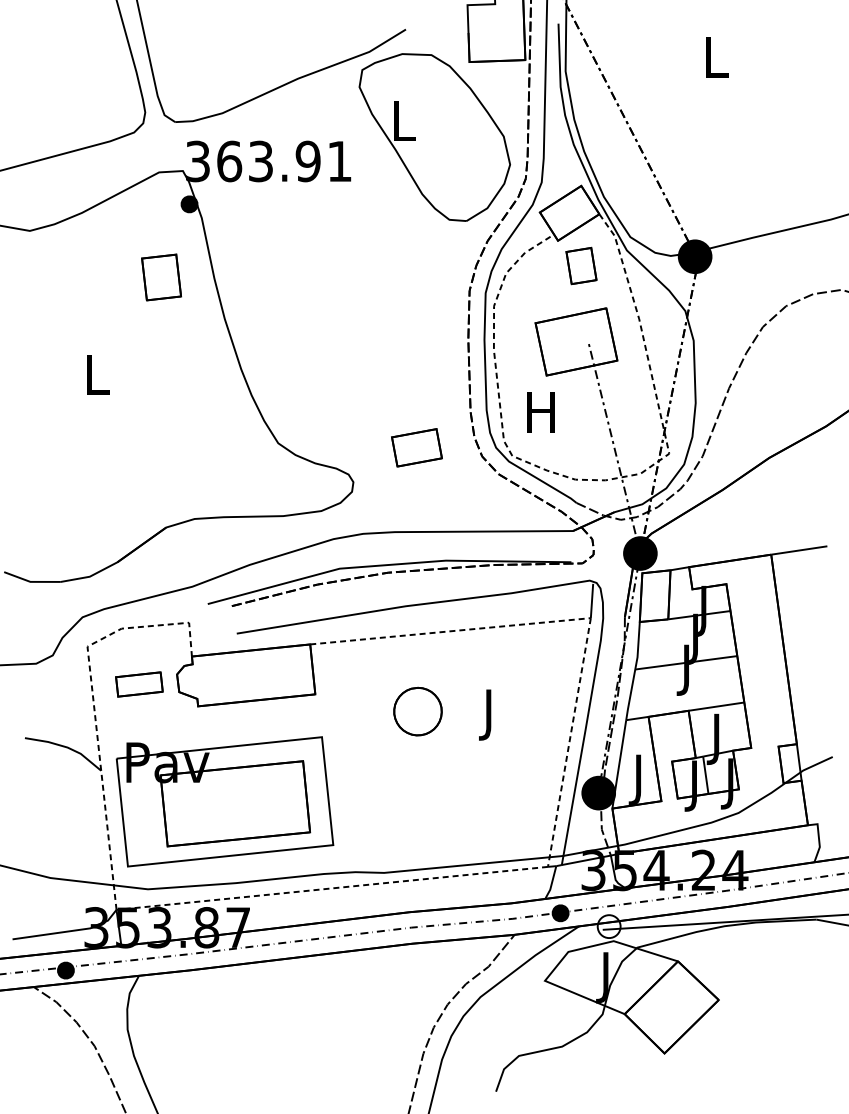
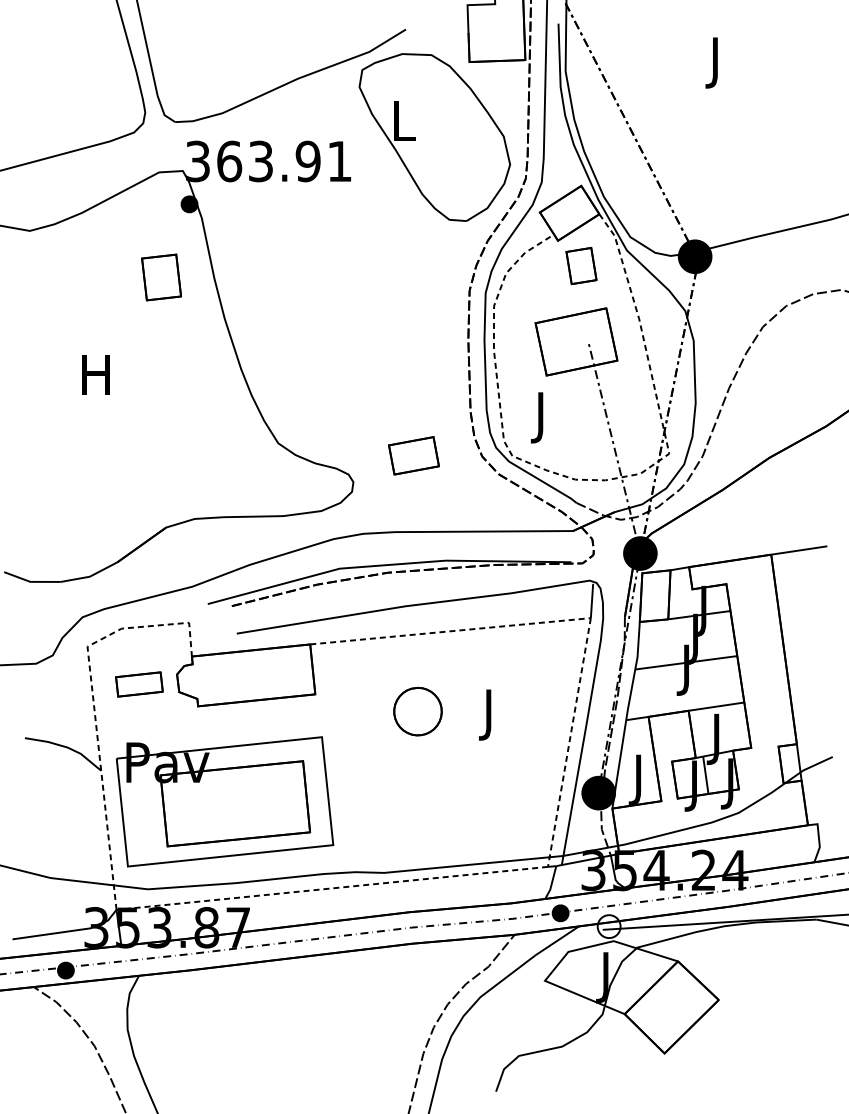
text: L -> J (716, 62)
text: L -> H (95, 374)
text: H -> J (540, 417)
part position: (416, 447) -> (413, 455) (413, 455)
